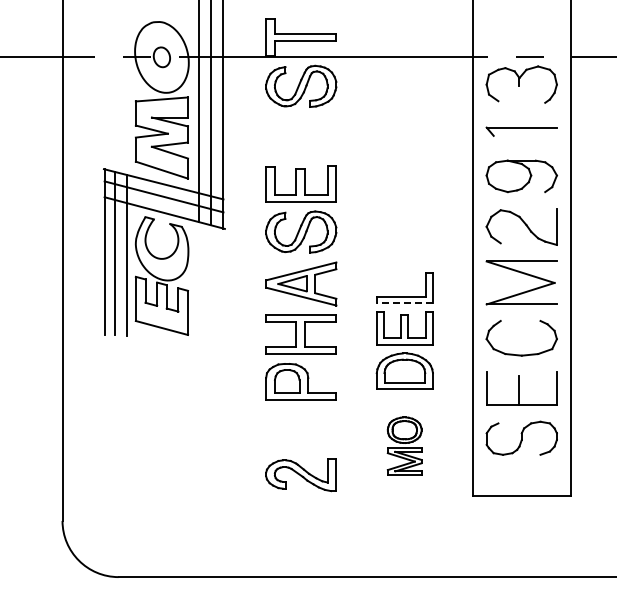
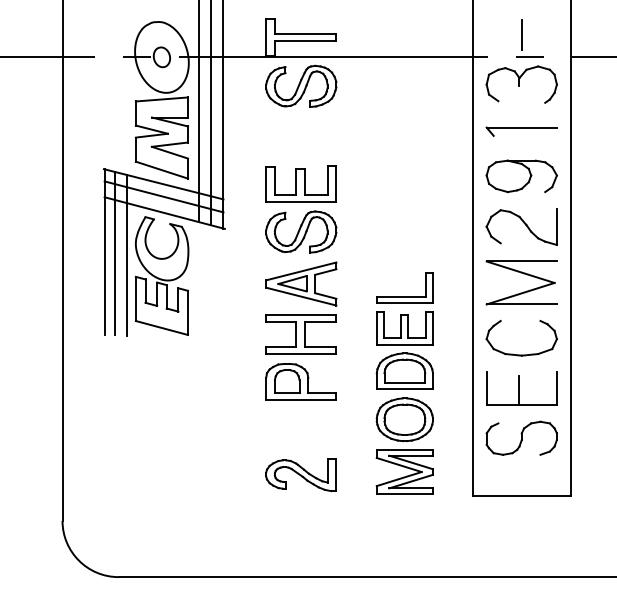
line: none -> present (521, 34)
line: dashed -> solid (404, 302)
part size: 37x60 px -> 59x98 px (404, 445)
